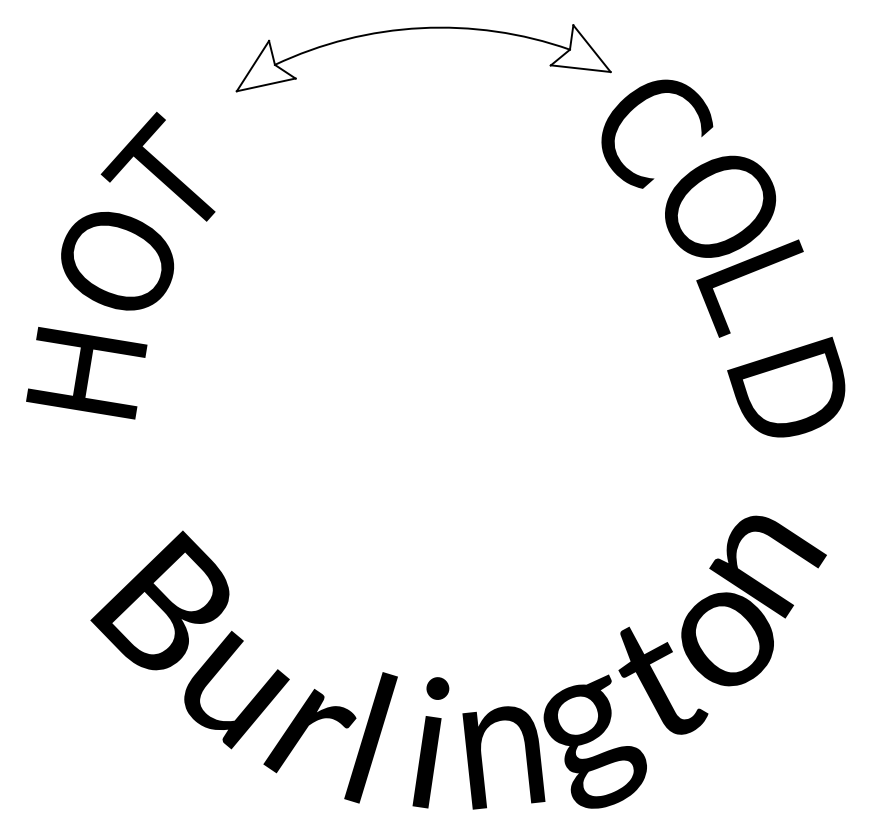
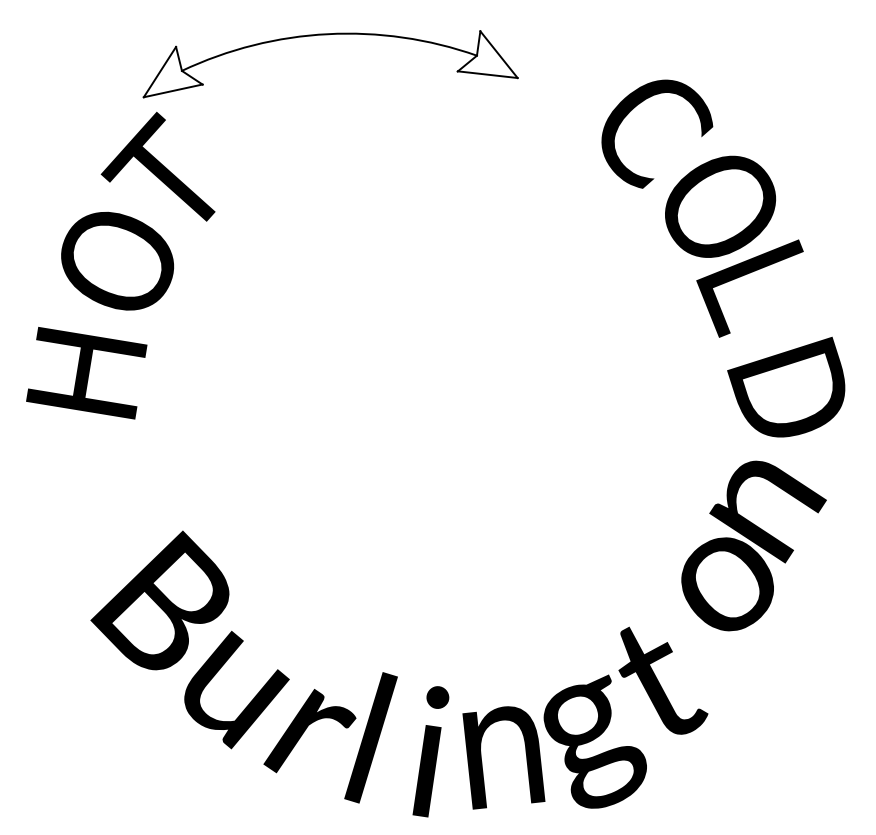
part position: (421, 29) -> (328, 35) (328, 35)
text position: (753, 600) -> (753, 545) (753, 545)
text position: (430, 742) -> (430, 751) (430, 751)
